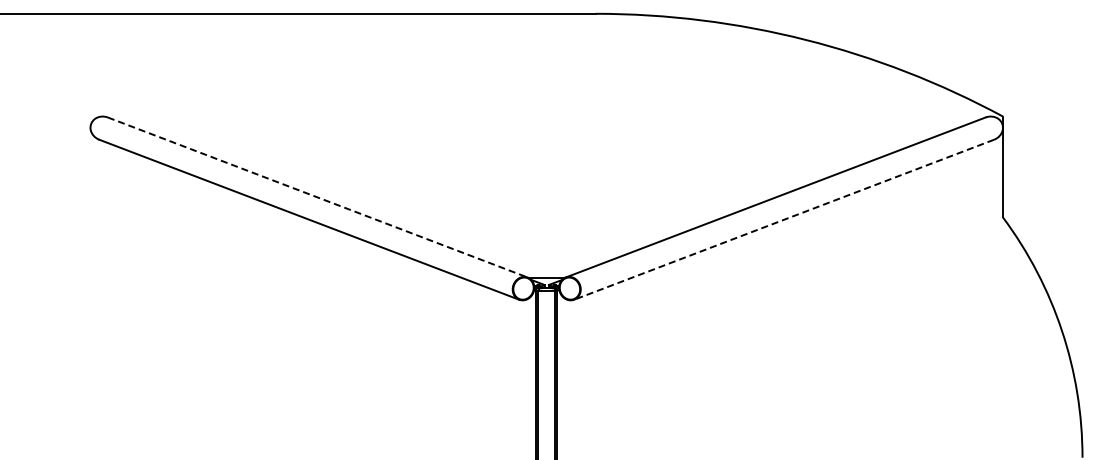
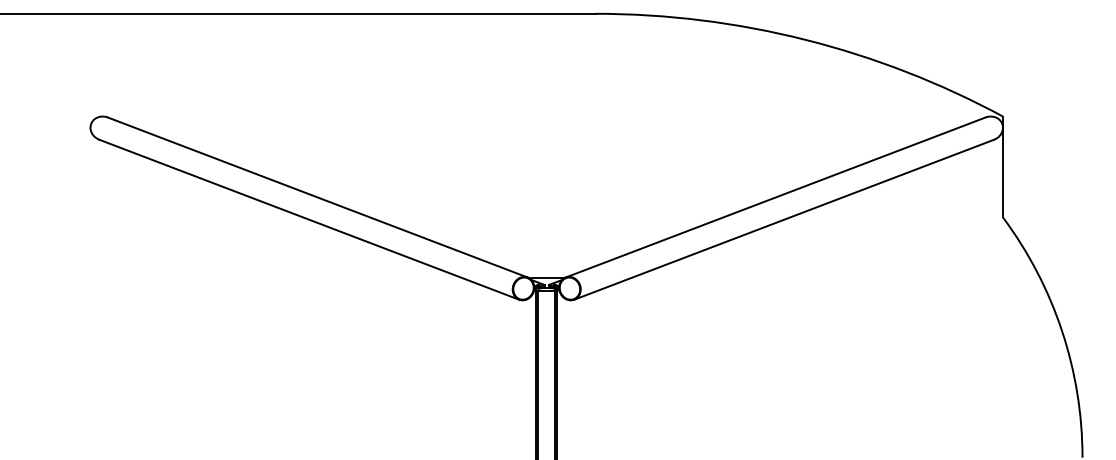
line: dashed -> solid (317, 197)
line: dashed -> solid (784, 219)
